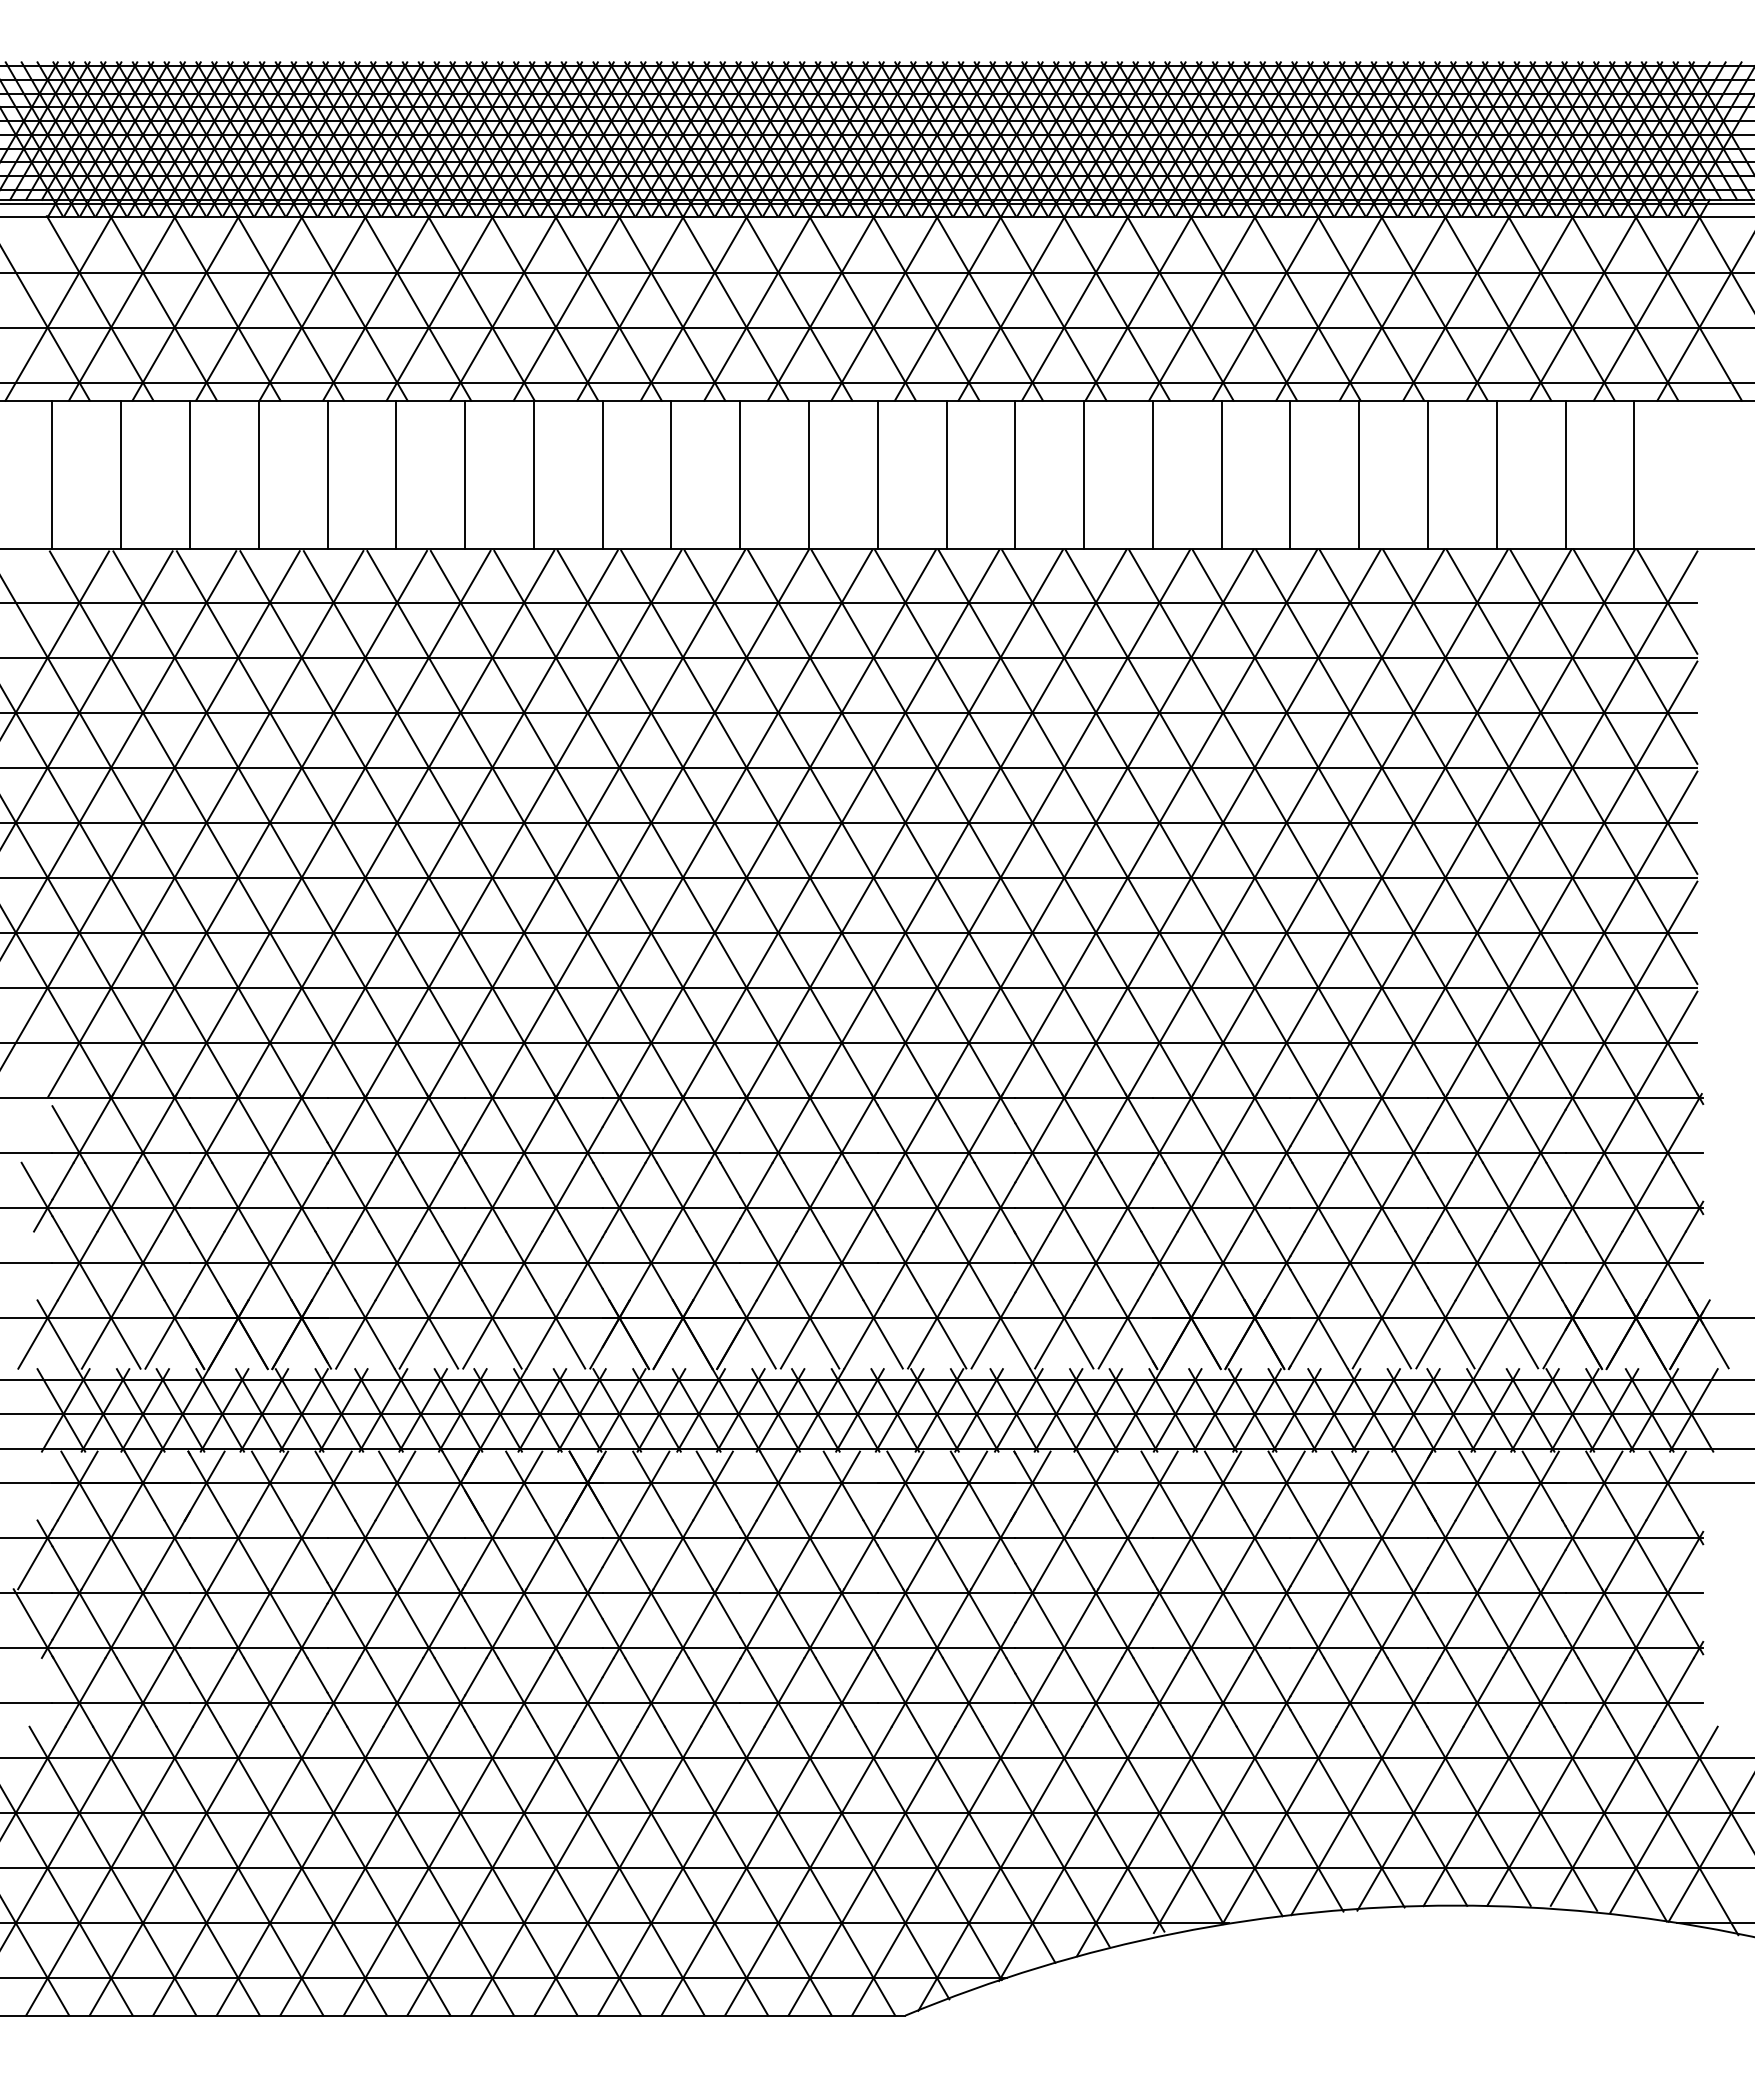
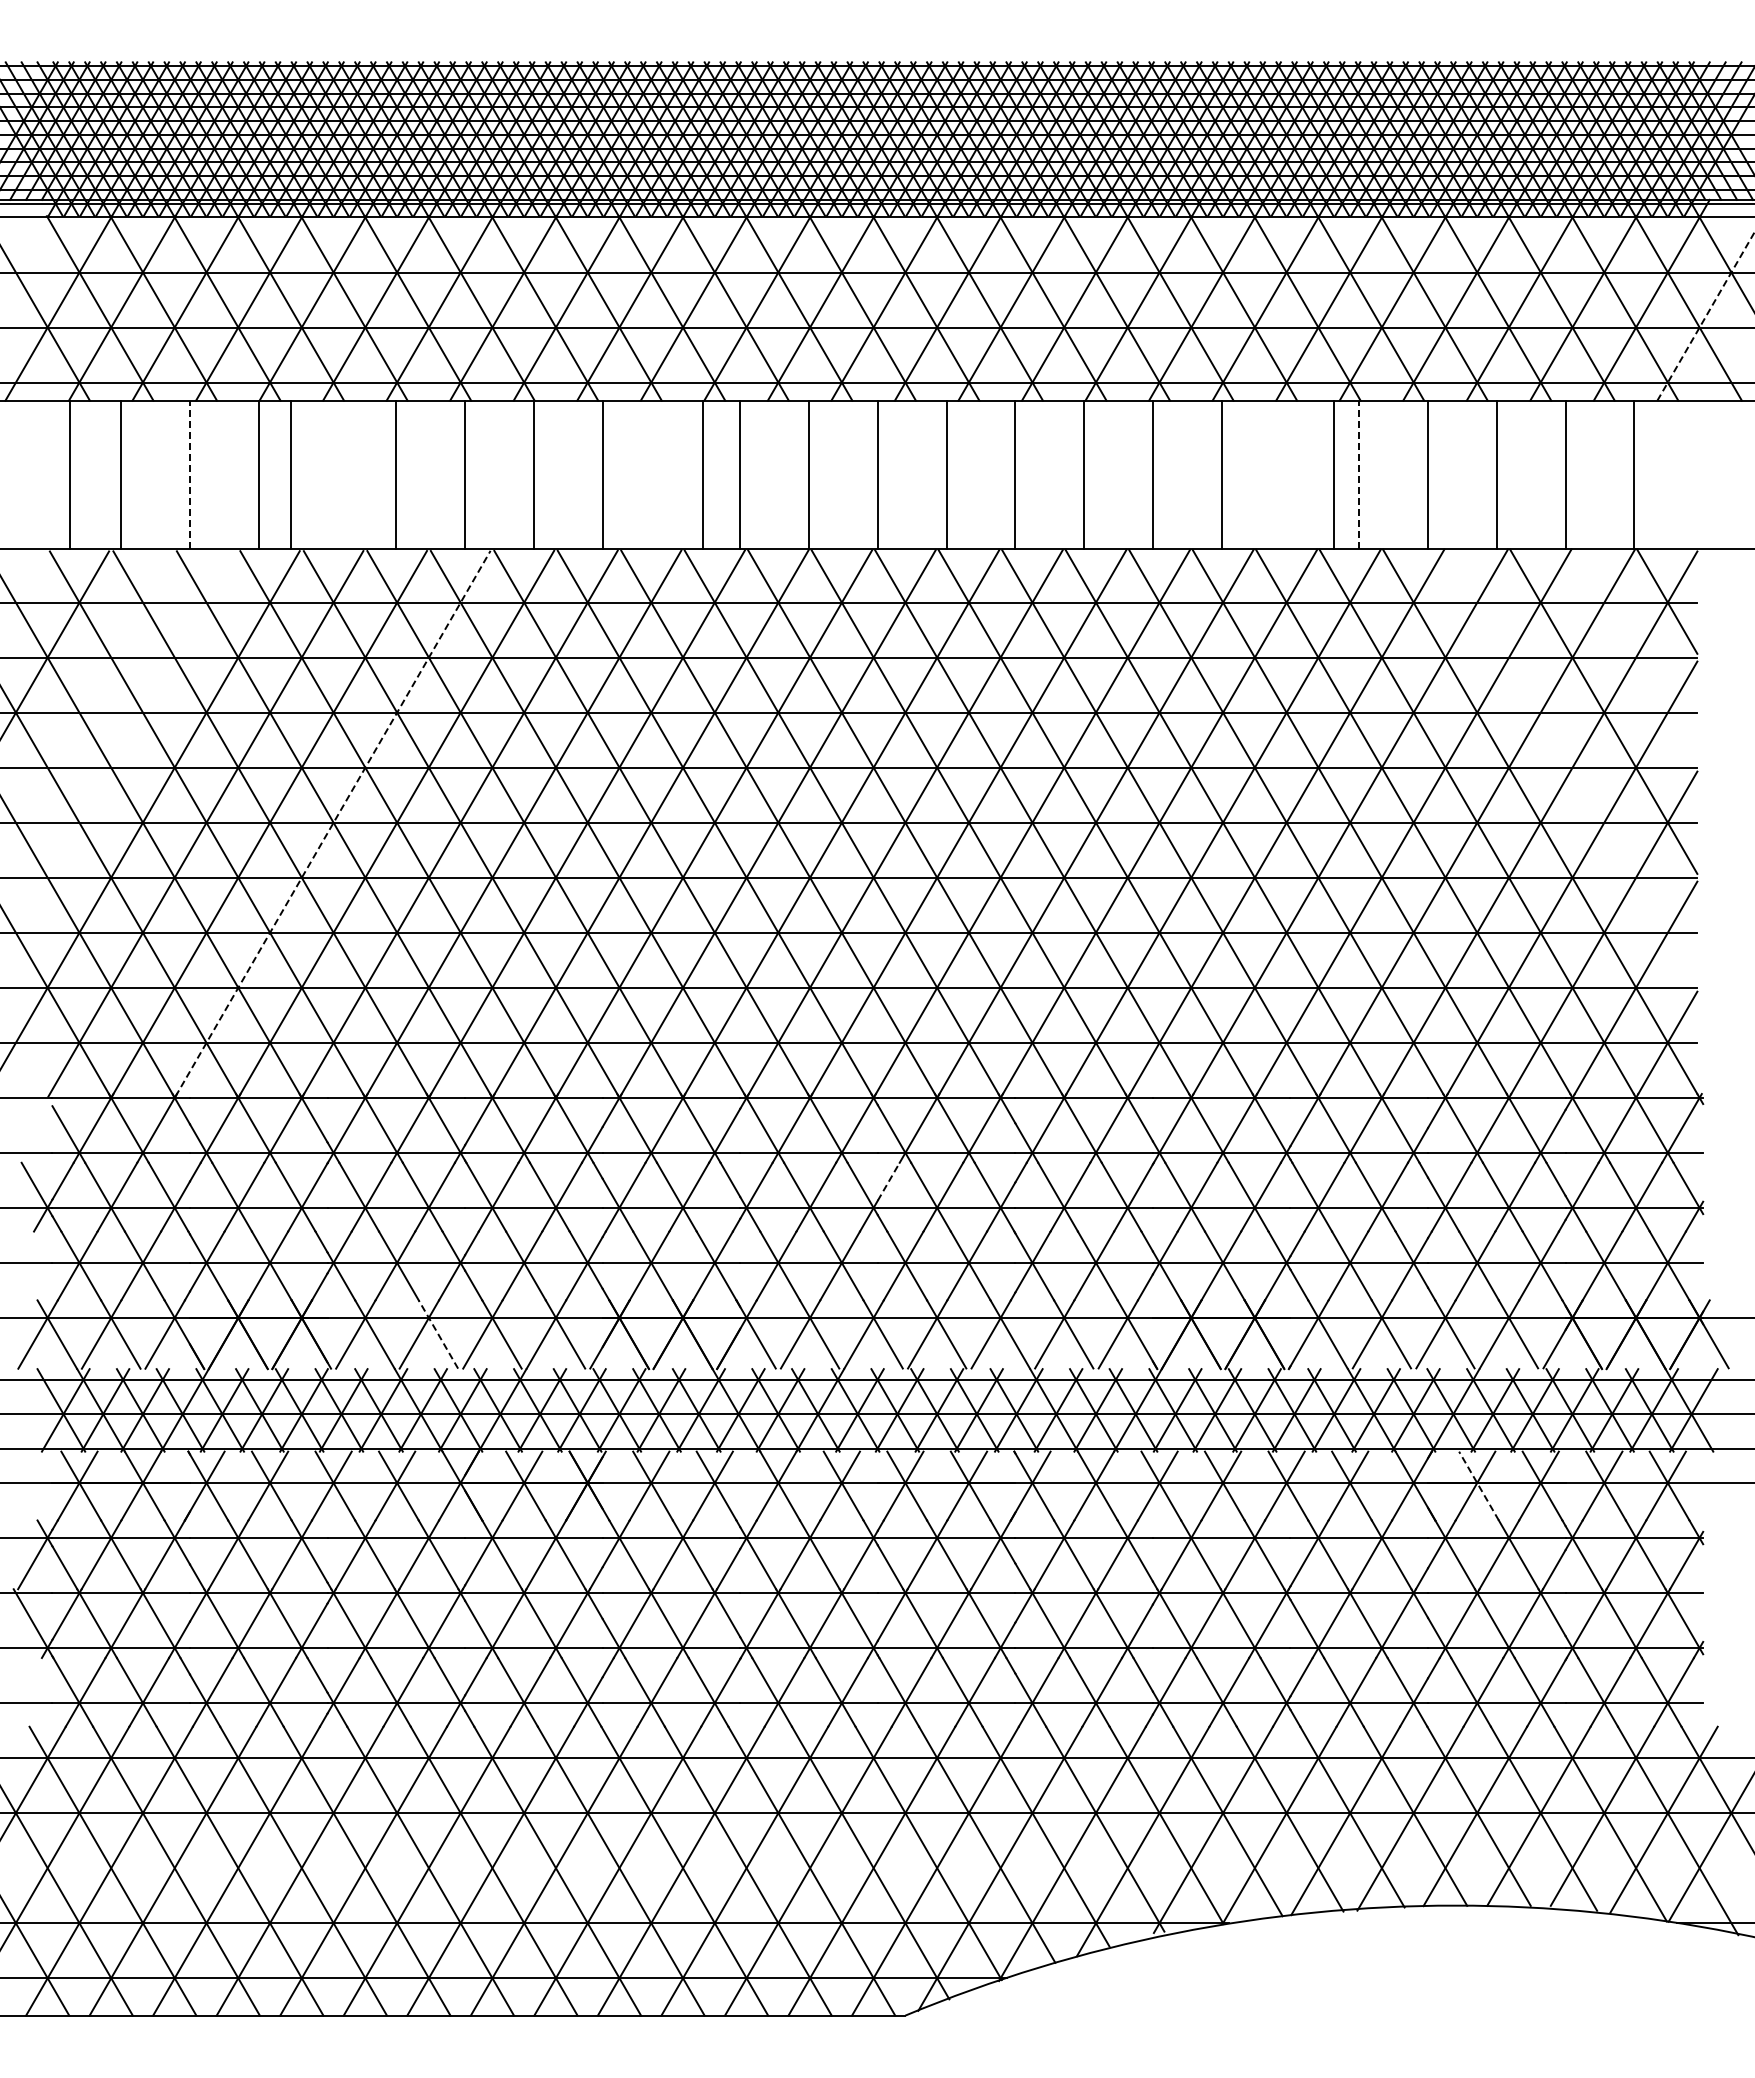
line: solid -> dashed (1706, 316)
line position: (52, 474) -> (70, 474) (70, 474)
line: solid -> dashed (190, 474)
line position: (327, 474) -> (290, 474) (290, 474)
line position: (671, 474) -> (703, 474) (703, 474)
line position: (1290, 474) -> (1334, 474) (1334, 474)
line: solid -> dashed (1359, 474)
line: present -> none (1635, 656)
line: present -> none (87, 698)
line: present -> none (119, 753)
line: present -> none (1571, 766)
line: solid -> dashed (333, 823)
line: solid -> dashed (888, 1181)
line: solid -> dashed (438, 1334)
line: solid -> dashed (1478, 1486)
line: present -> none (876, 1868)
